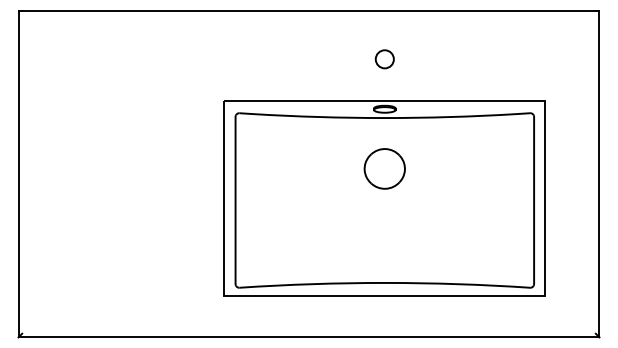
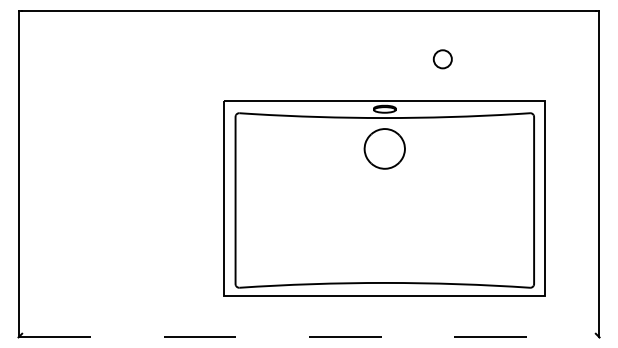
circle position: (384, 59) -> (442, 59) (442, 59)
part position: (384, 168) -> (384, 148) (384, 148)
line: solid -> dashed (309, 337)
